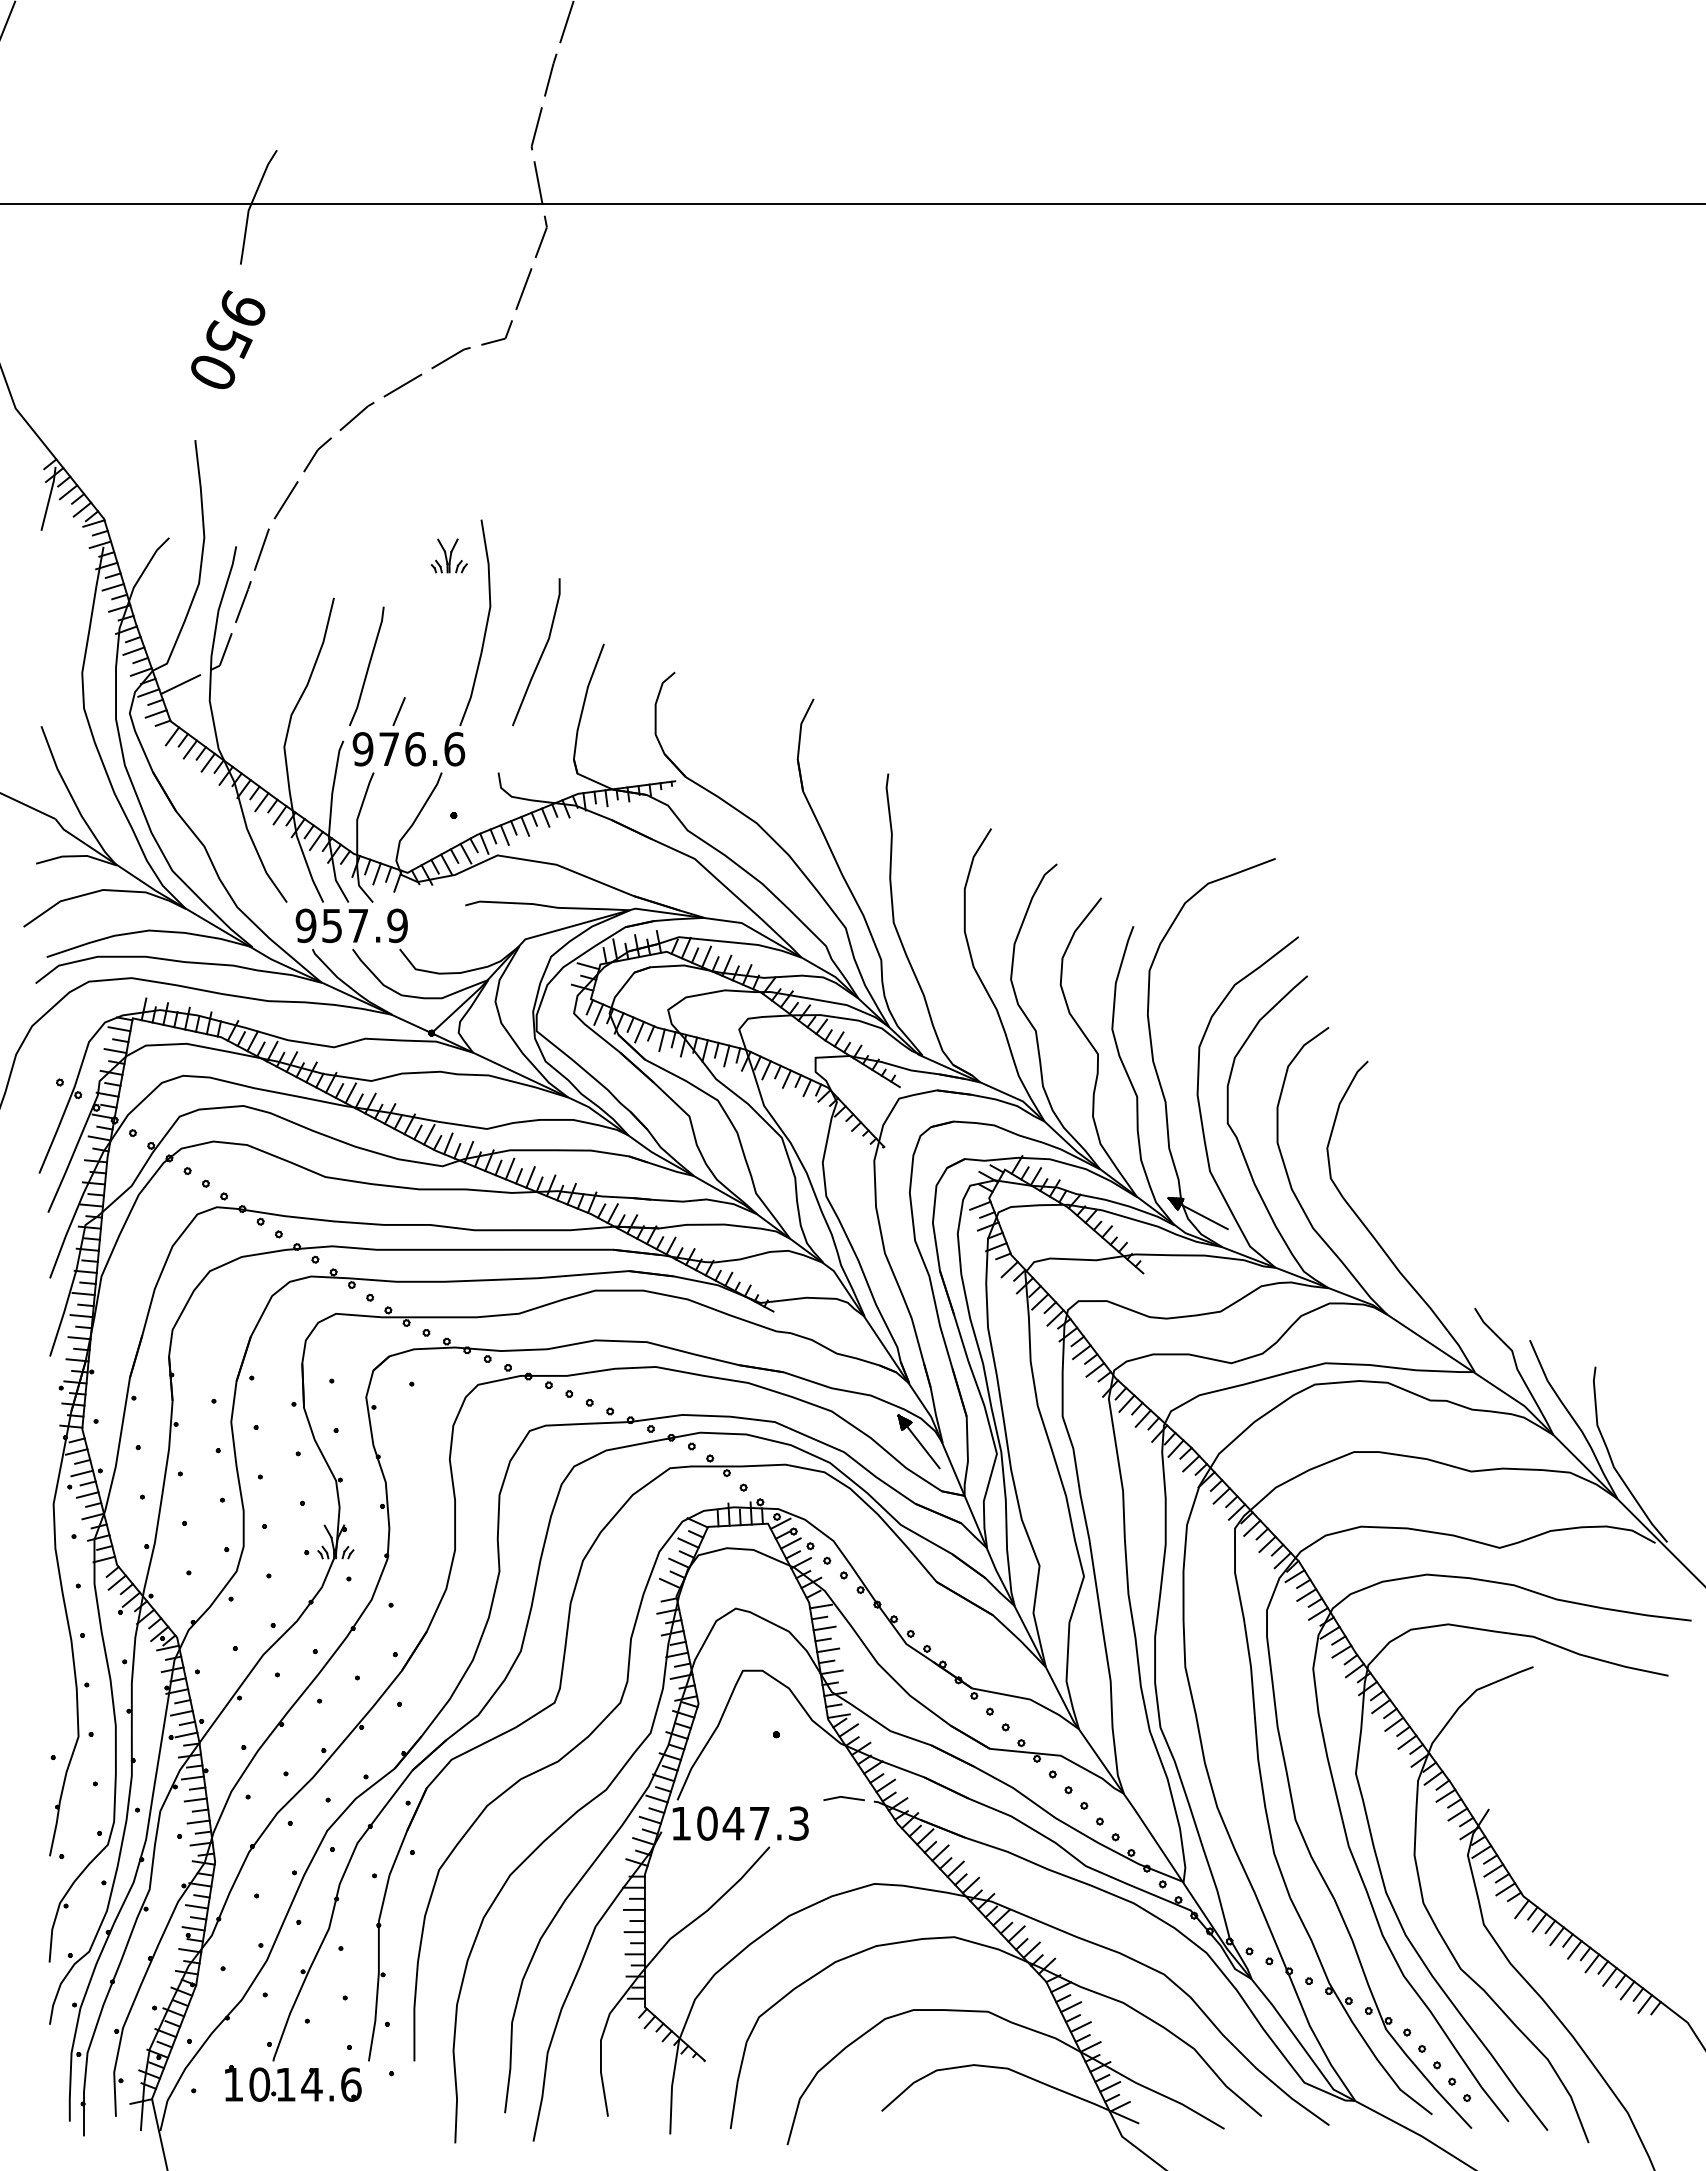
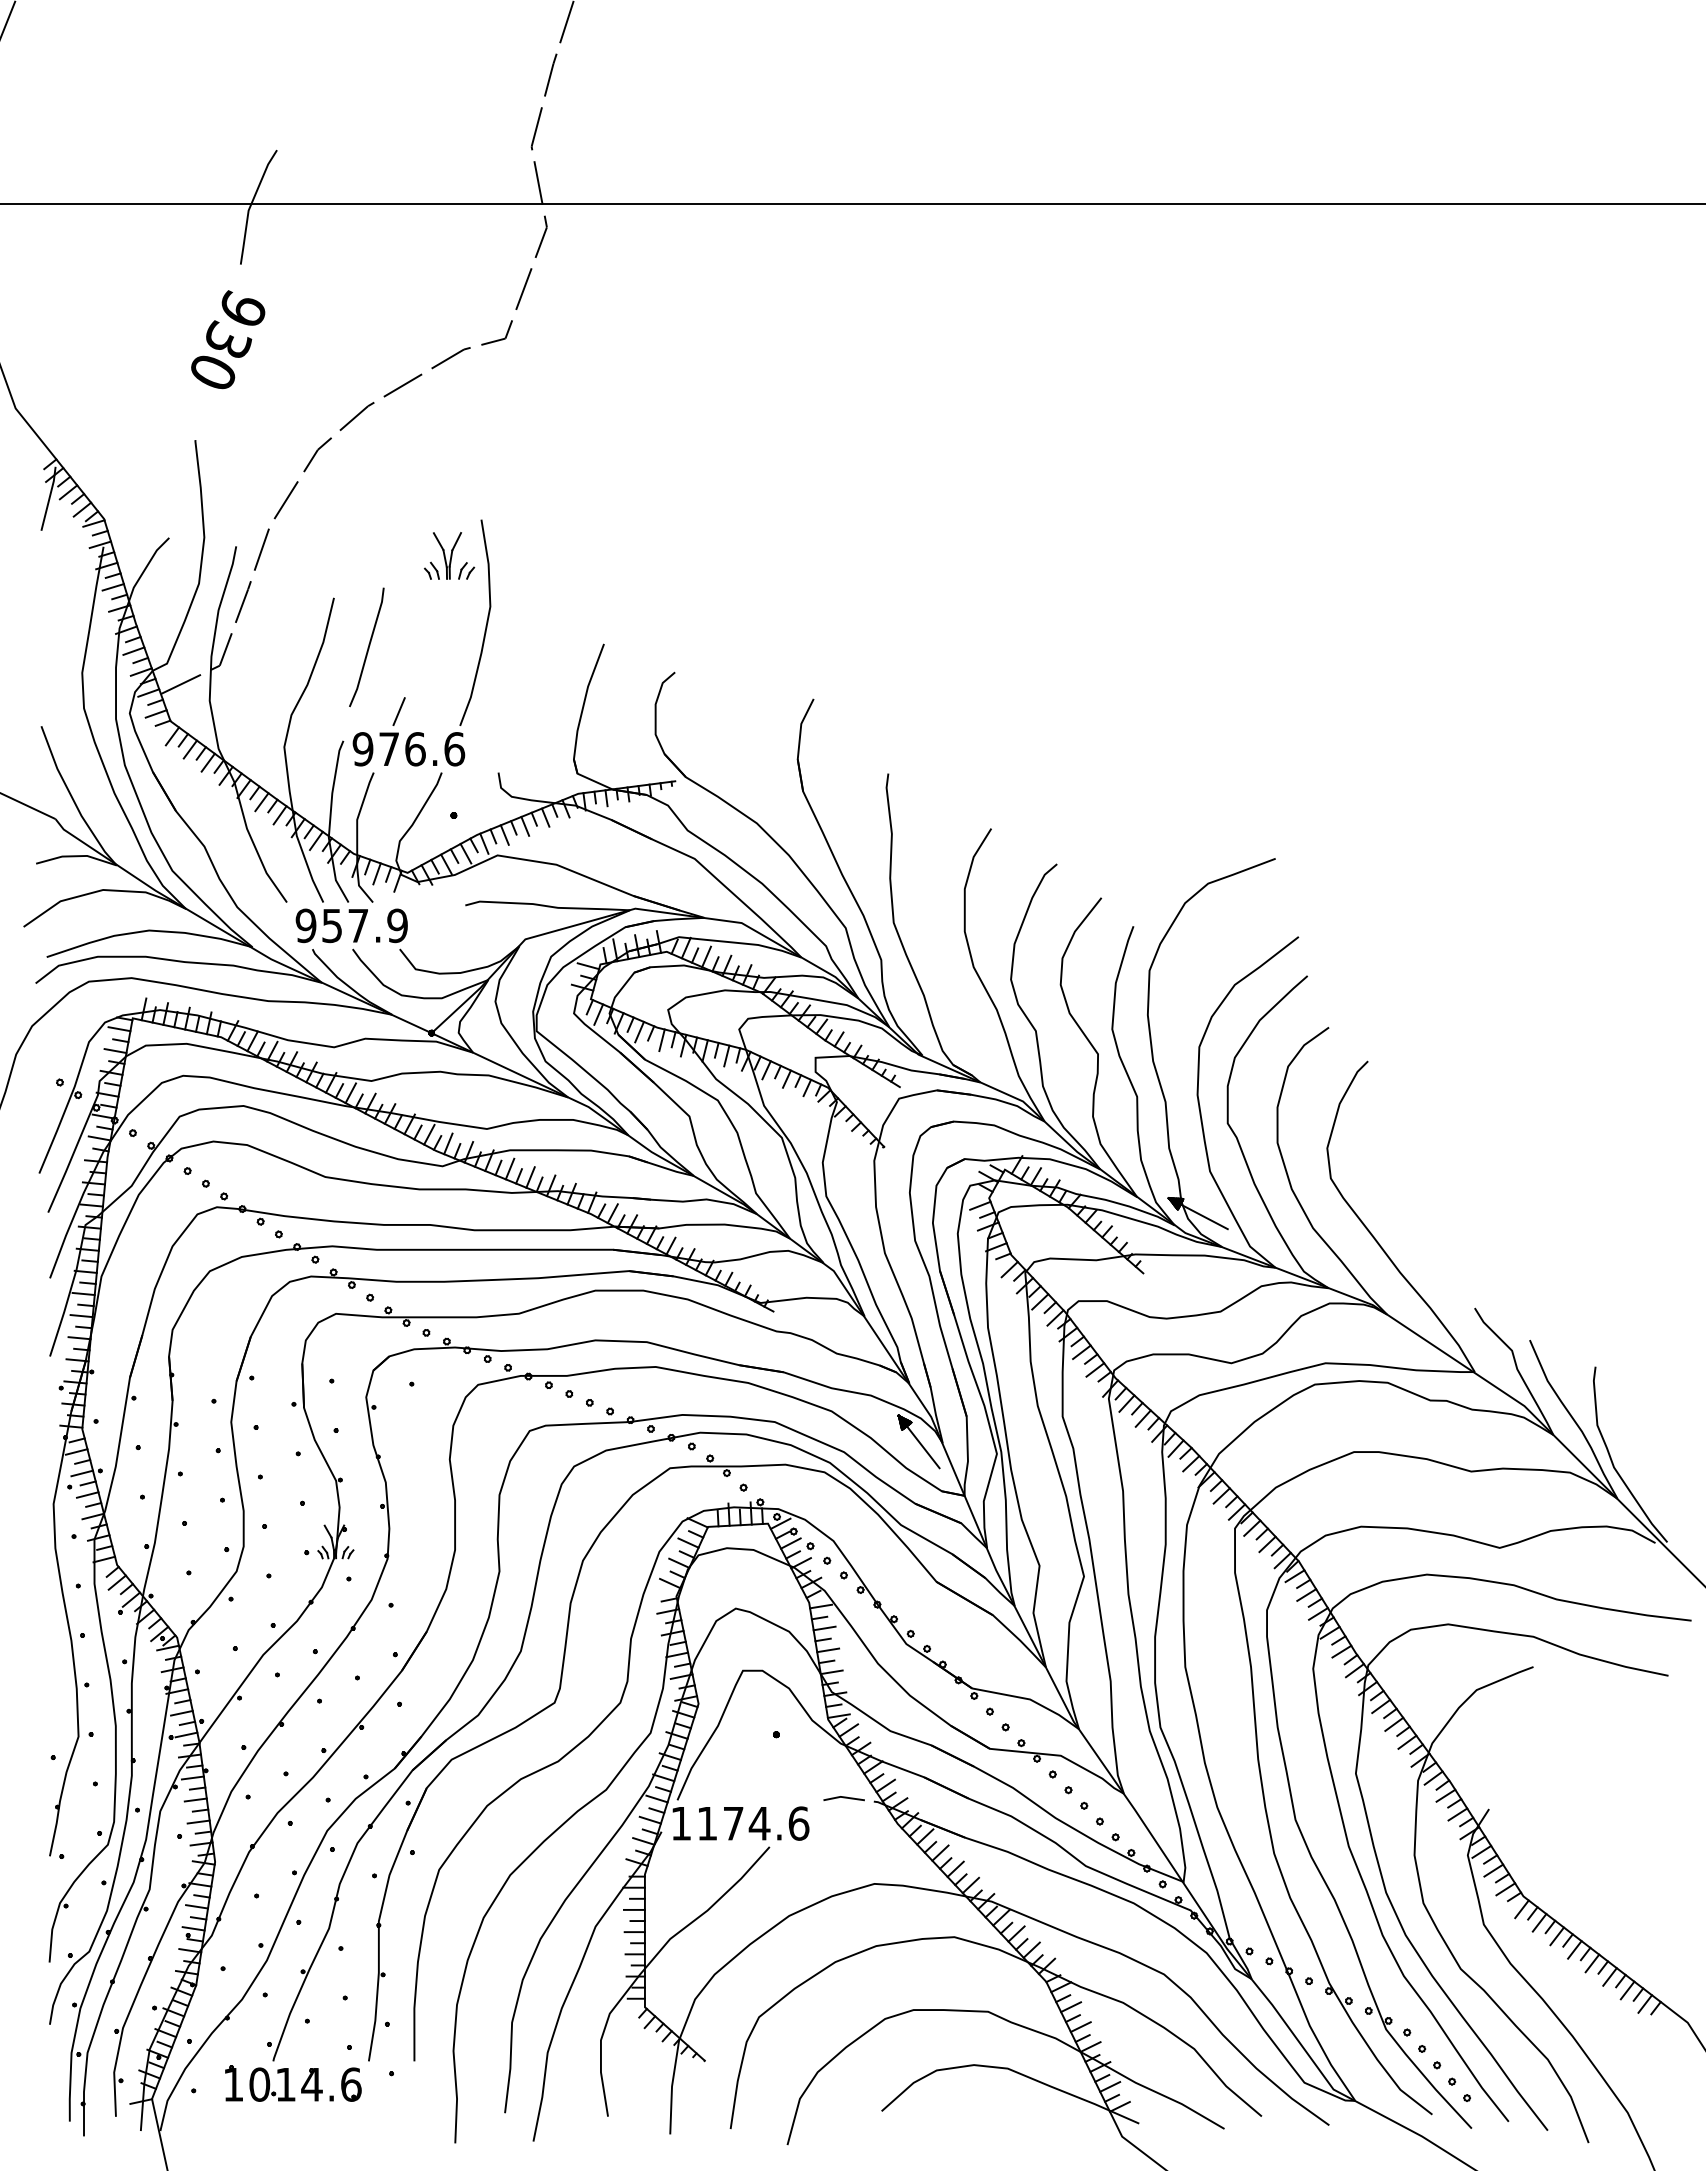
text: 950 -> 930 (229, 339)
part size: 38x36 px -> 52x48 px (449, 555)
curve: present -> none (540, 655)
line position: (367, 666) -> (367, 647) (367, 647)
text: 1047.3 -> 1174.6 (753, 1823)
